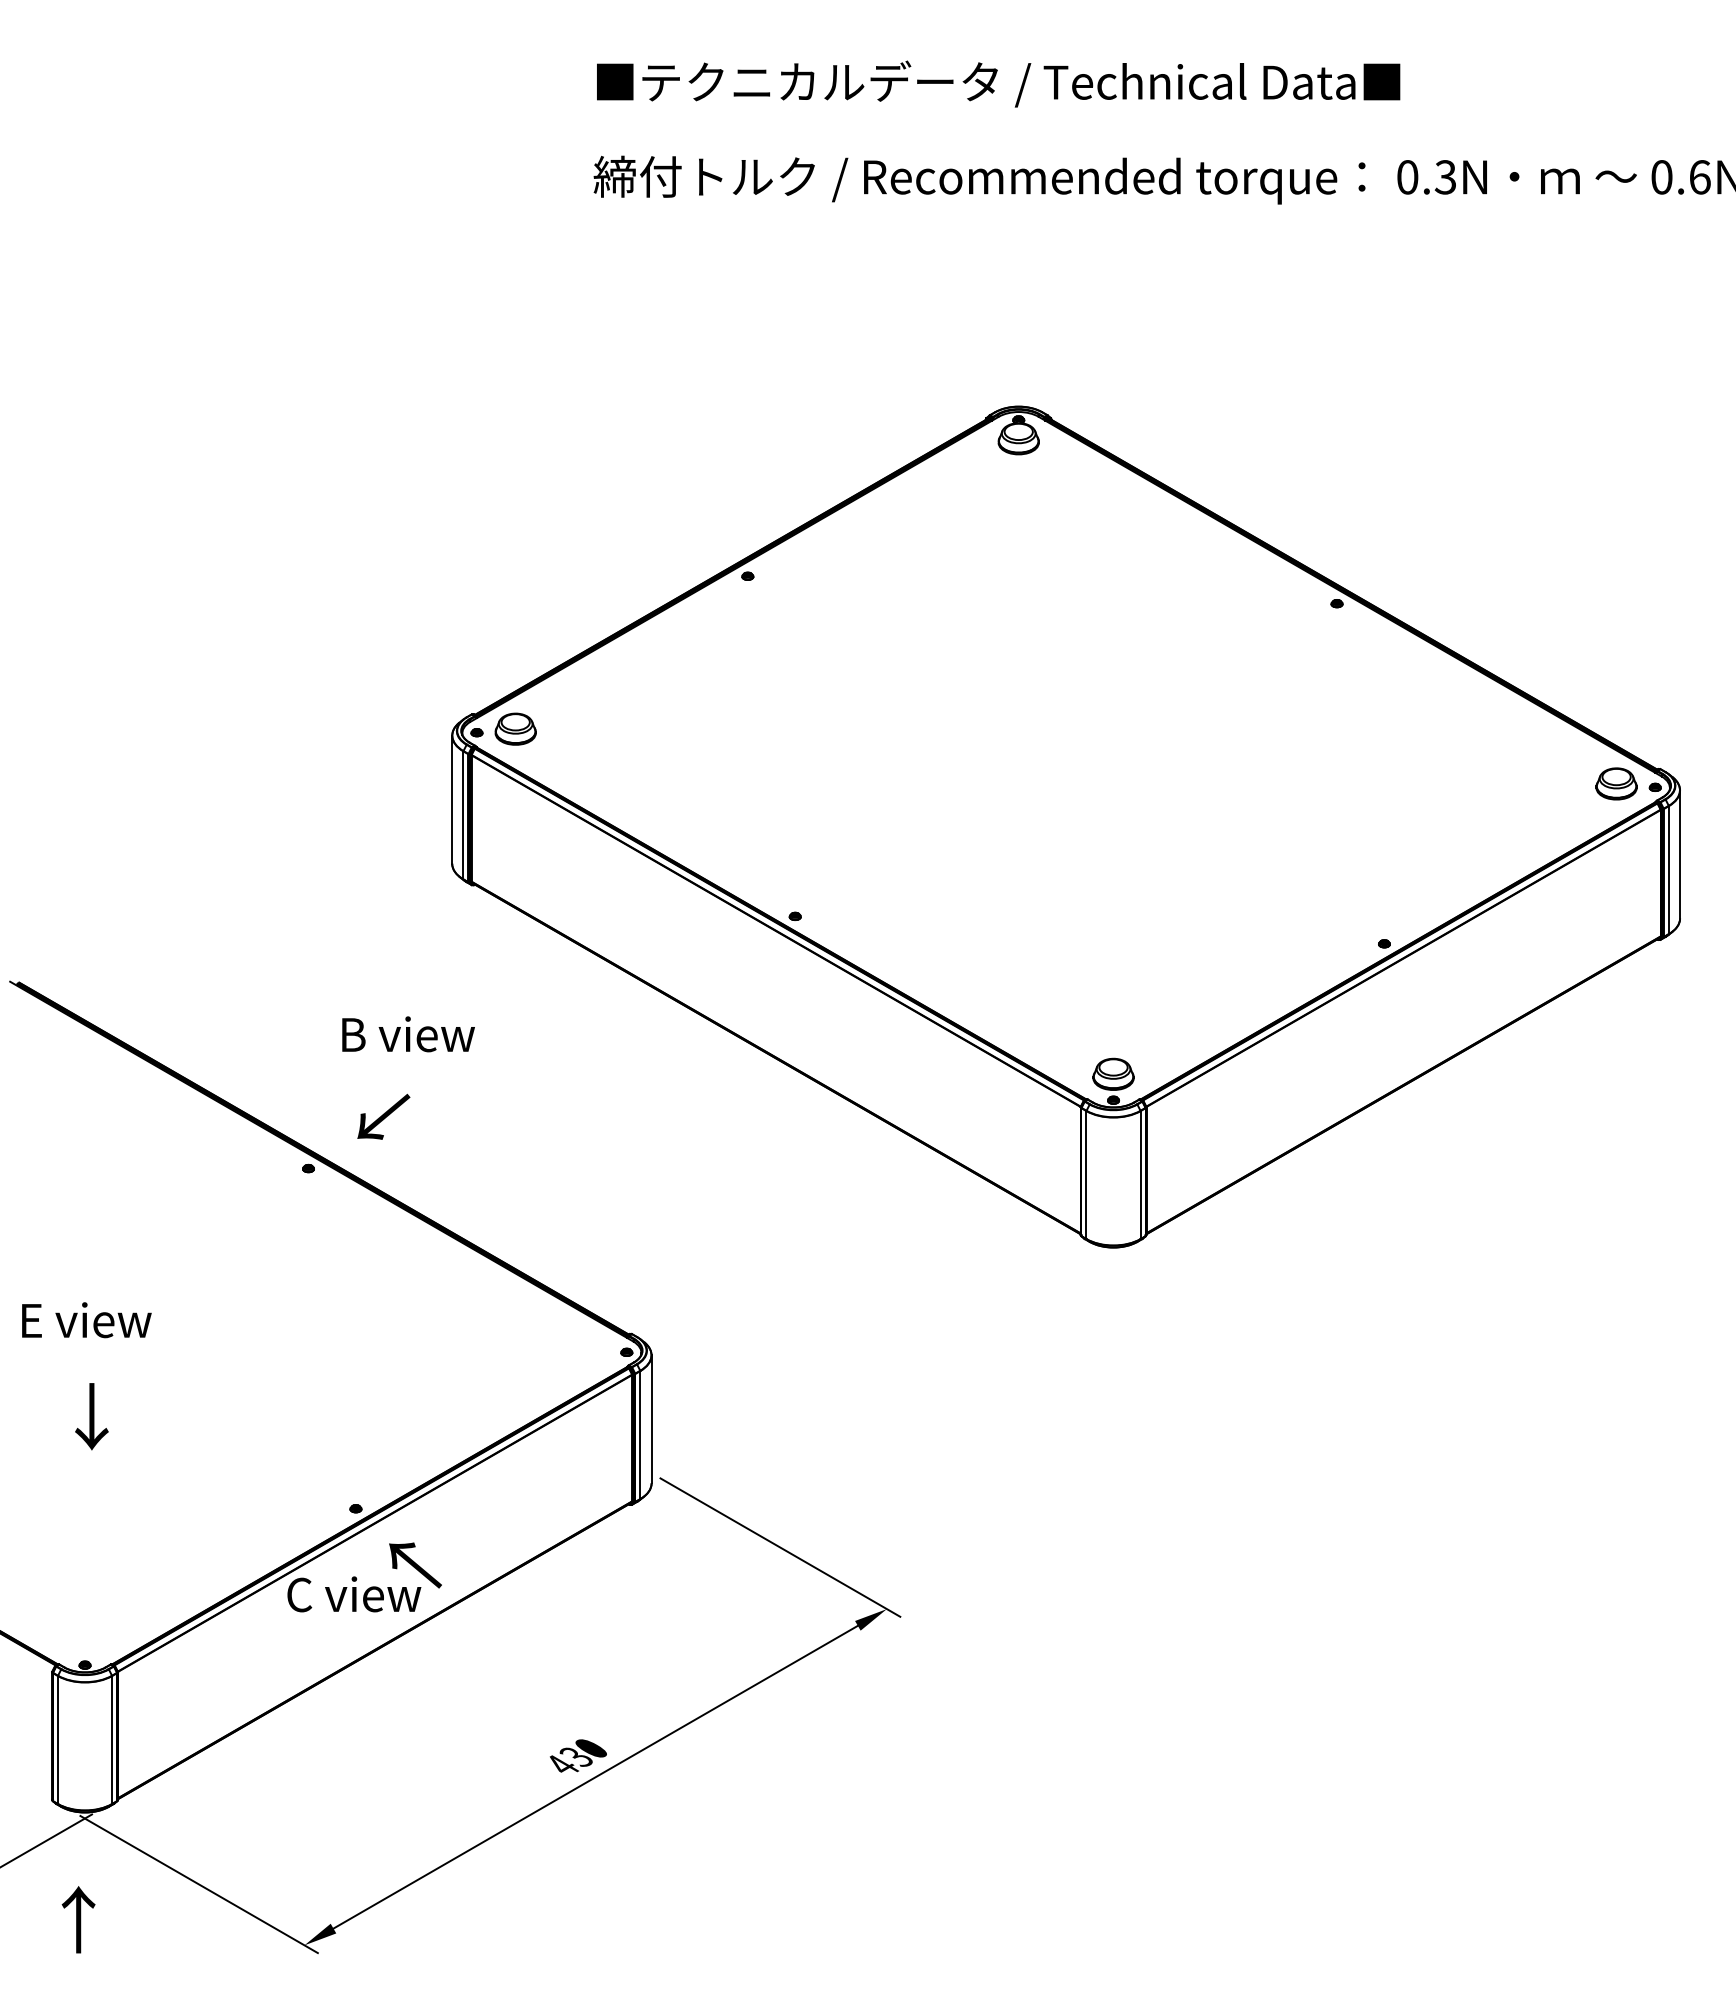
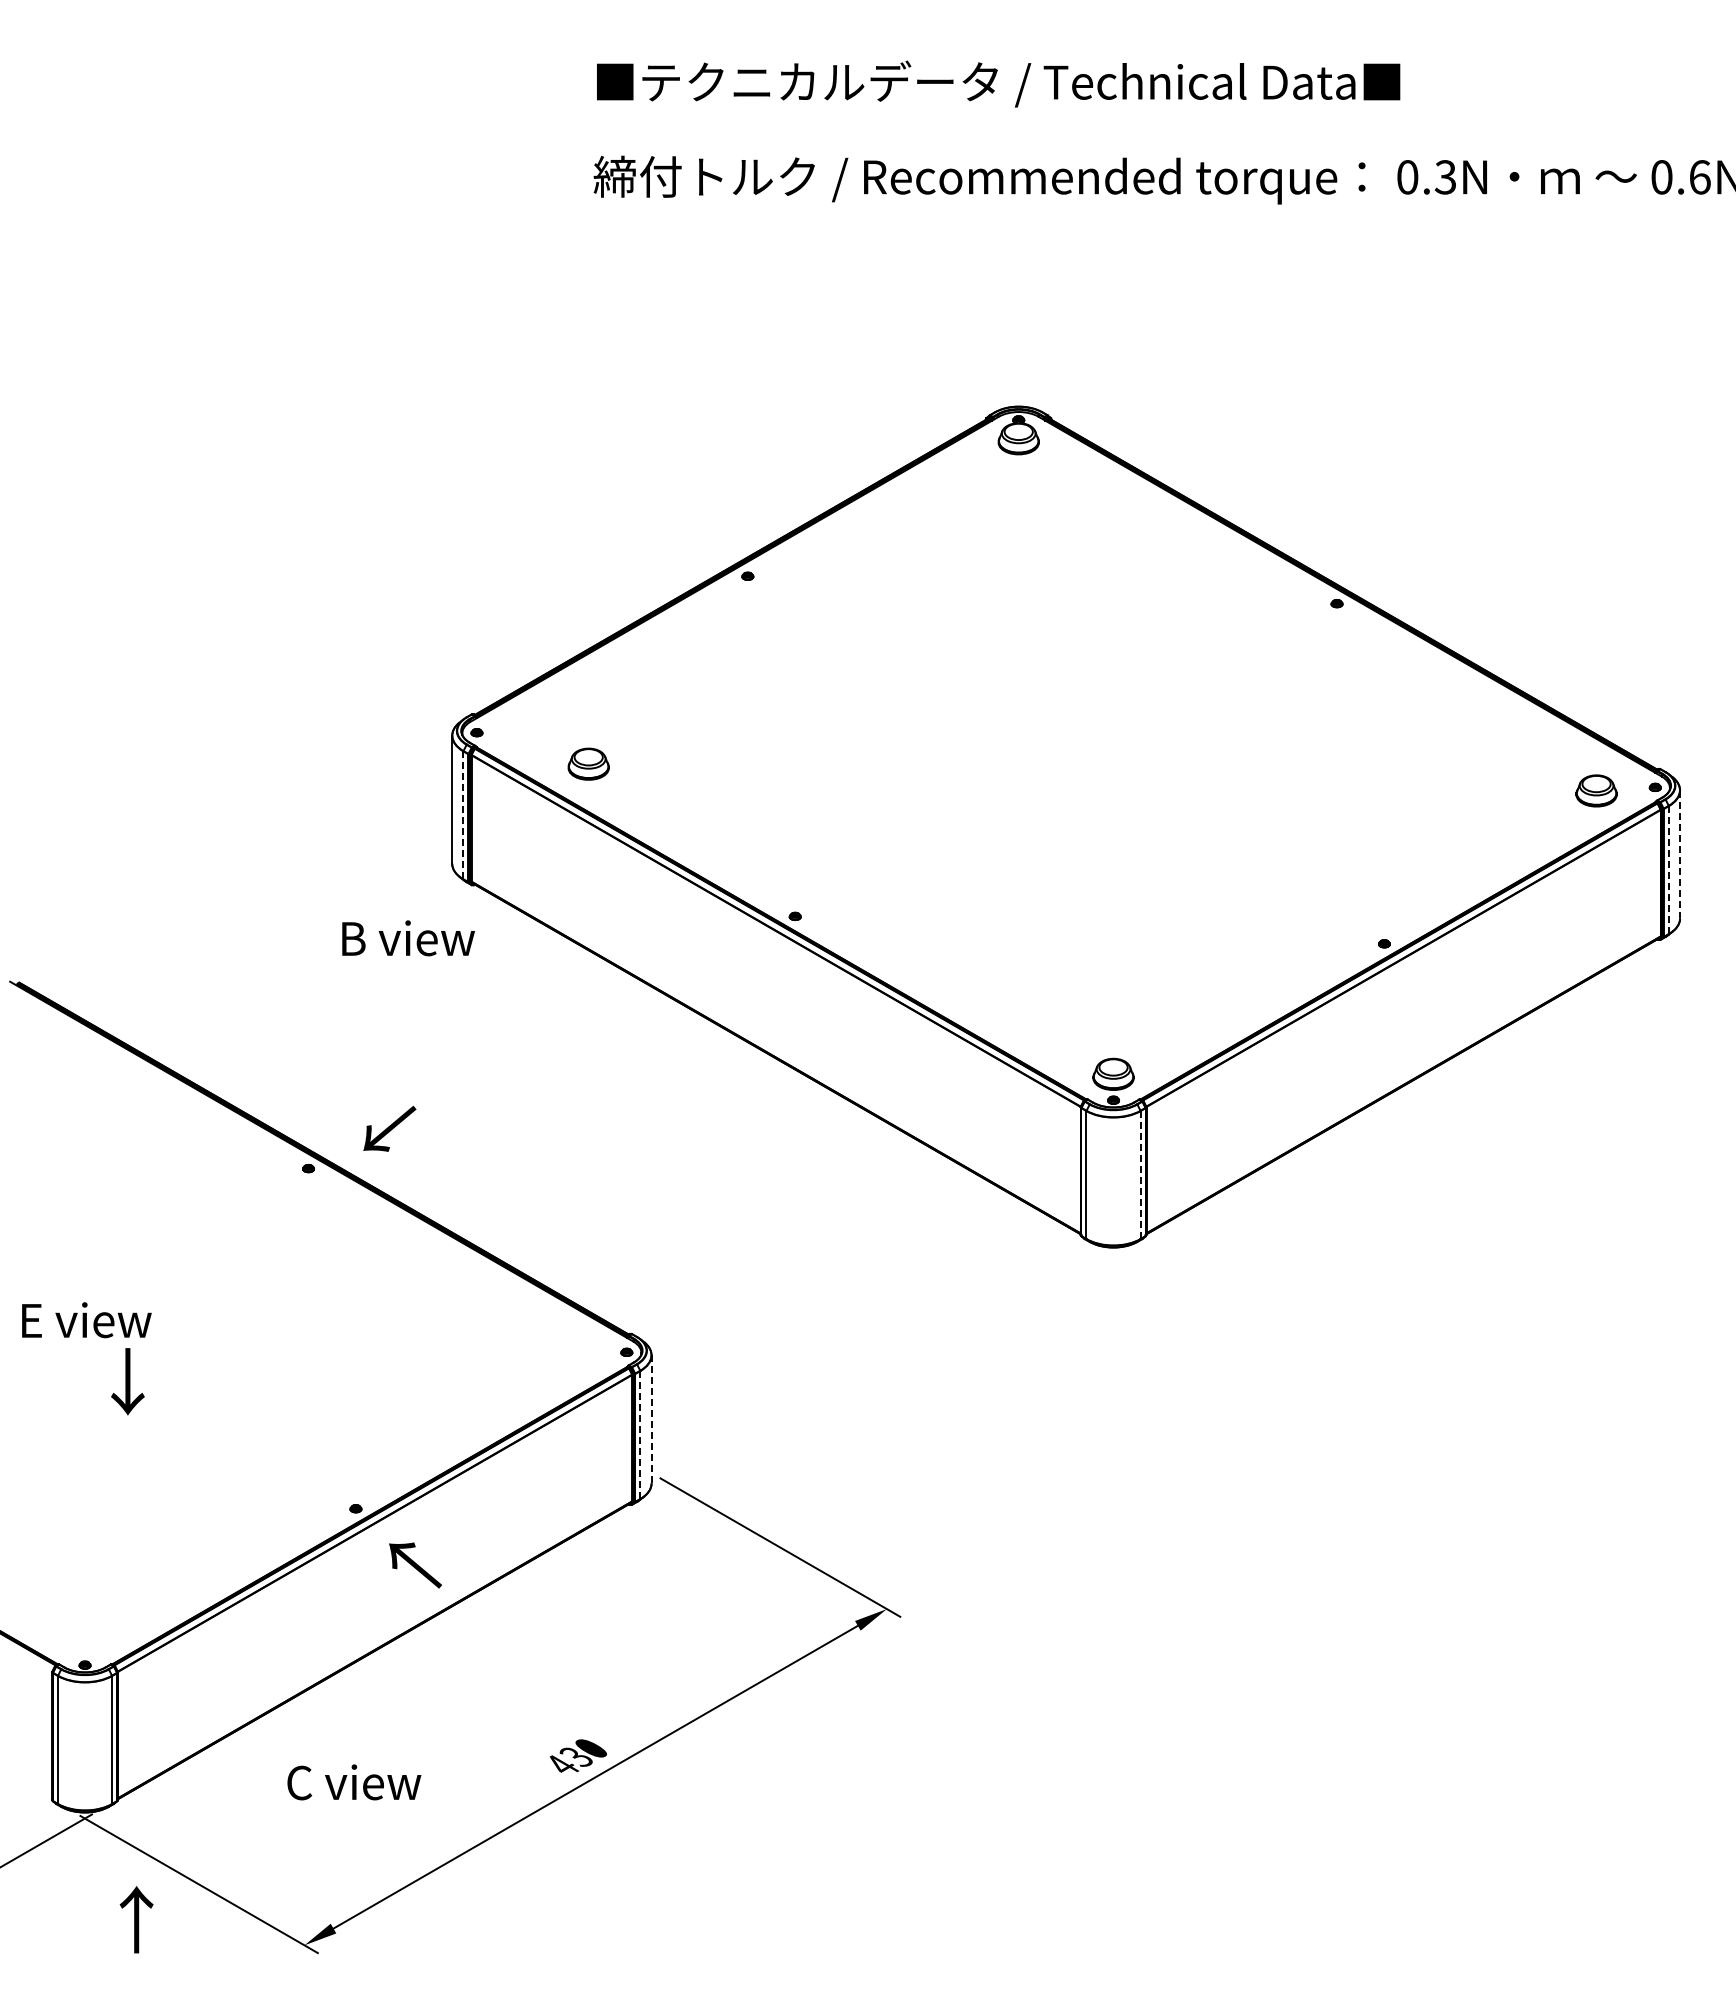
part position: (515, 728) -> (588, 763) (588, 763)
part position: (1616, 783) -> (1596, 790) (1596, 790)
line: solid -> dashed (463, 815)
line: solid -> dashed (1680, 854)
line: solid -> dashed (1668, 870)
text position: (408, 1034) -> (408, 938) (408, 938)
text position: (383, 1116) -> (389, 1128) (389, 1128)
line: solid -> dashed (1140, 1175)
text position: (91, 1416) -> (127, 1381) (127, 1381)
line: solid -> dashed (651, 1419)
line: solid -> dashed (640, 1435)
text position: (354, 1594) -> (354, 1782) (354, 1782)
text position: (78, 1919) -> (136, 1919) (136, 1919)
